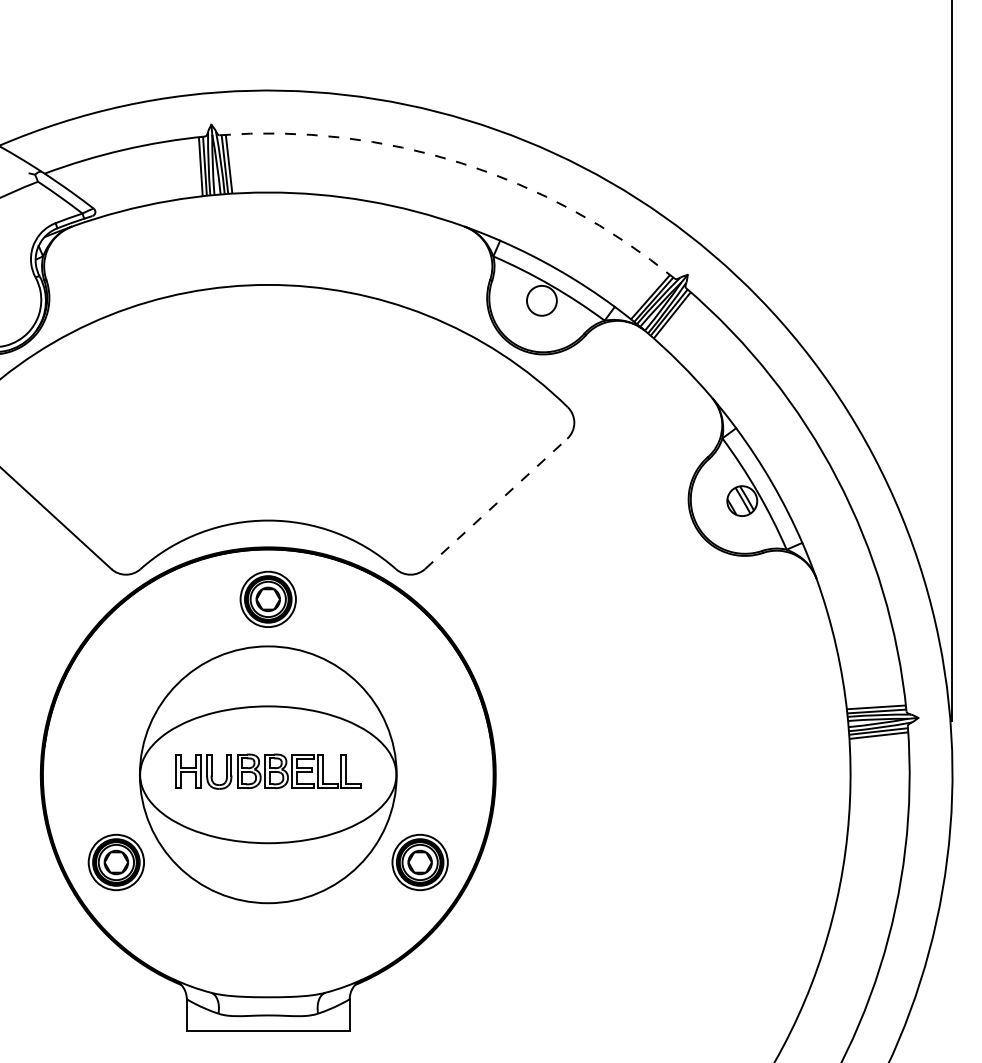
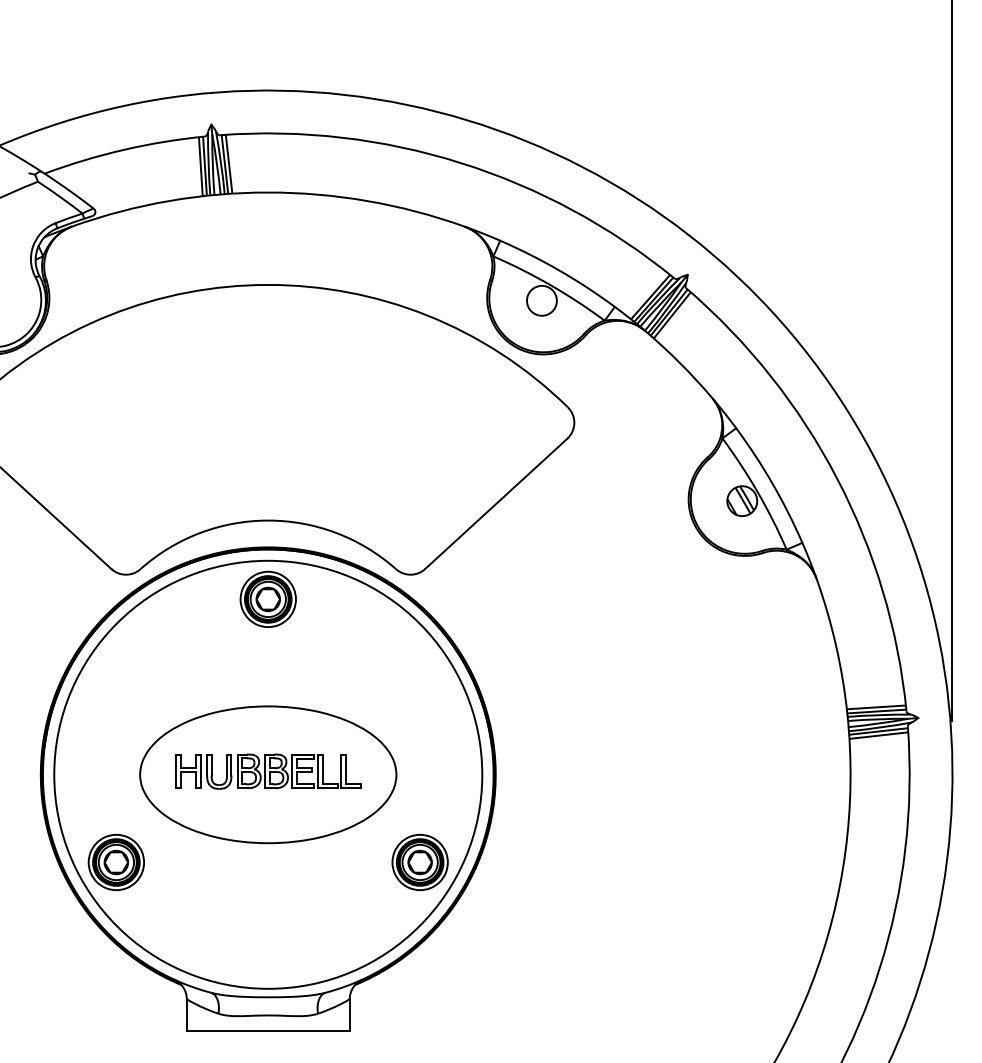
arc: dashed -> solid (461, 163)
line: dashed -> solid (496, 503)
circle diameter: 257 px -> 428 px (268, 774)
